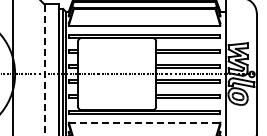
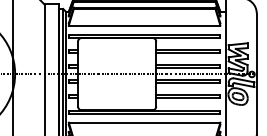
line: dashed -> solid (44, 70)
line: dashed -> solid (144, 122)
